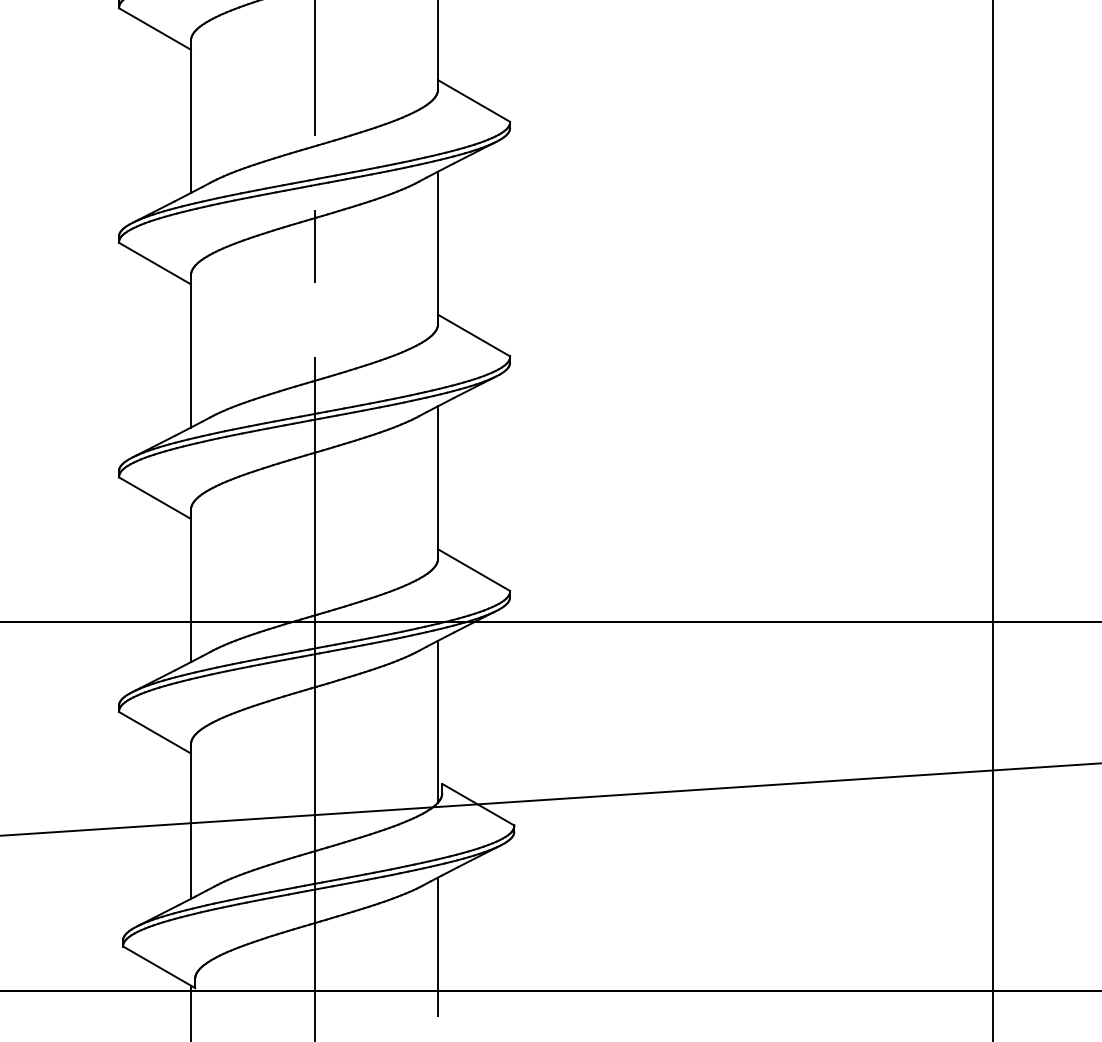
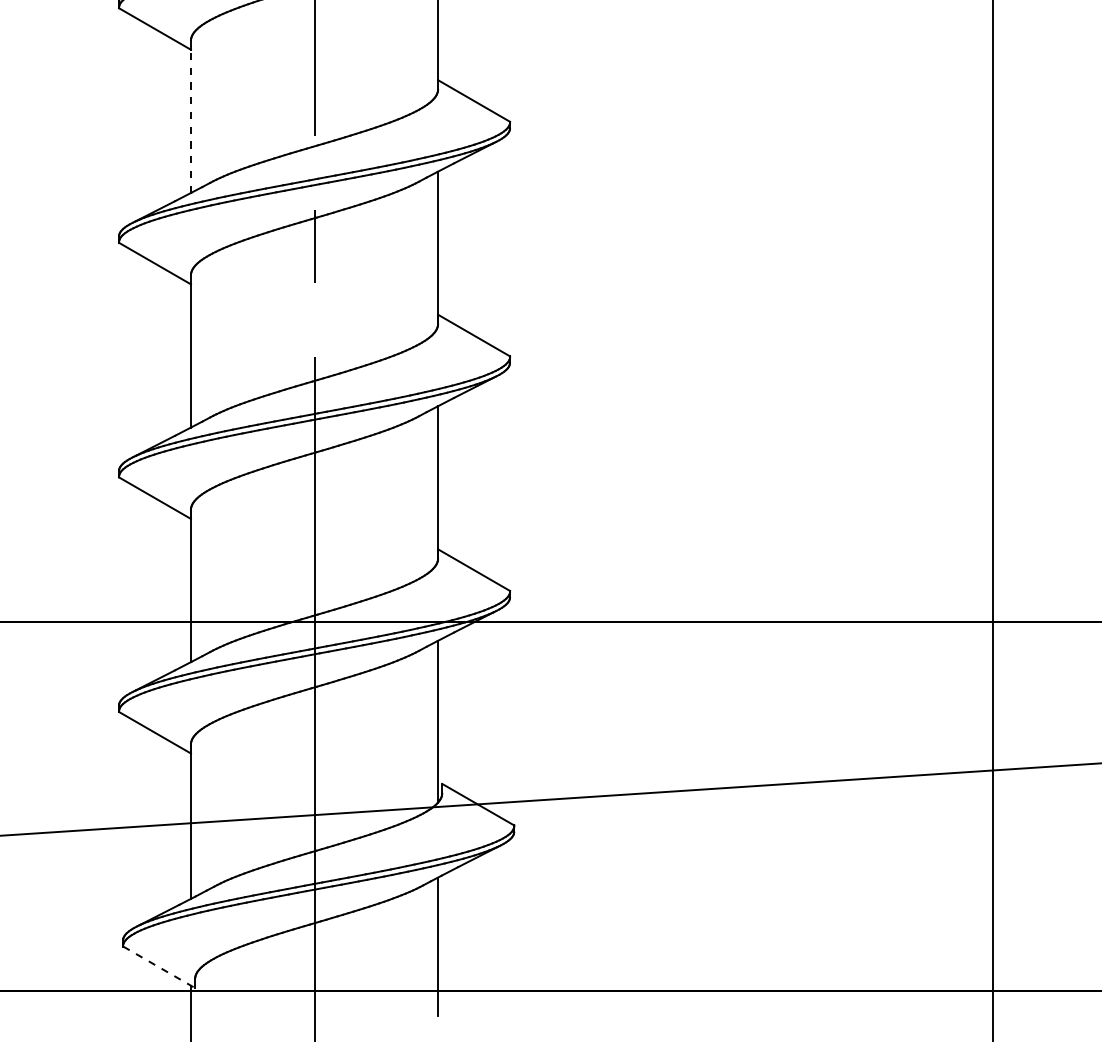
line: solid -> dashed (190, 121)
line: solid -> dashed (159, 967)
